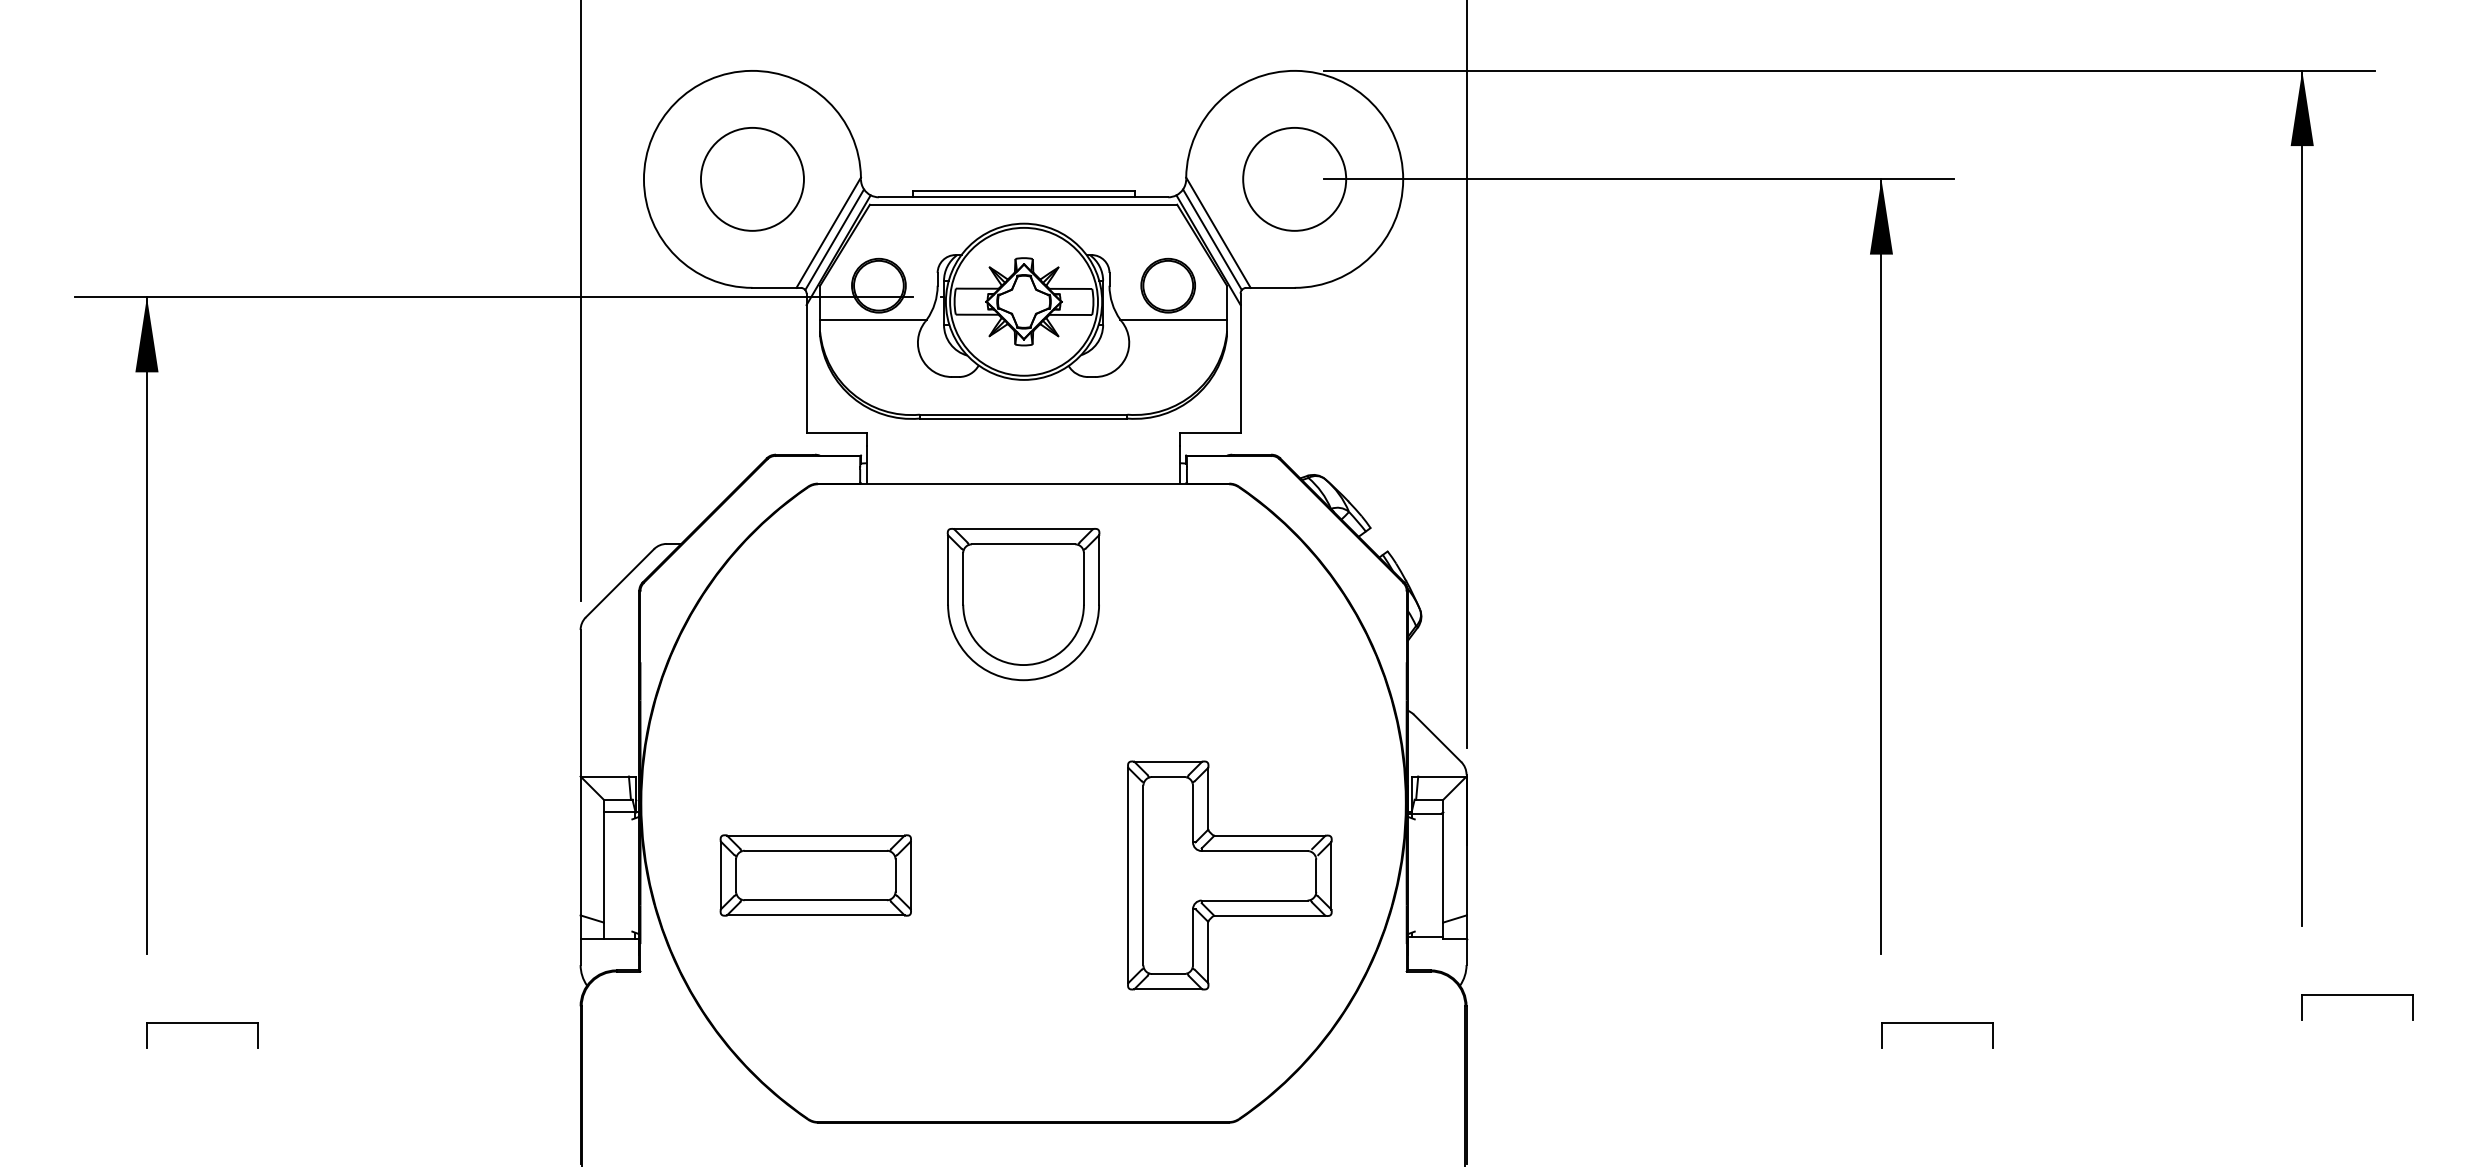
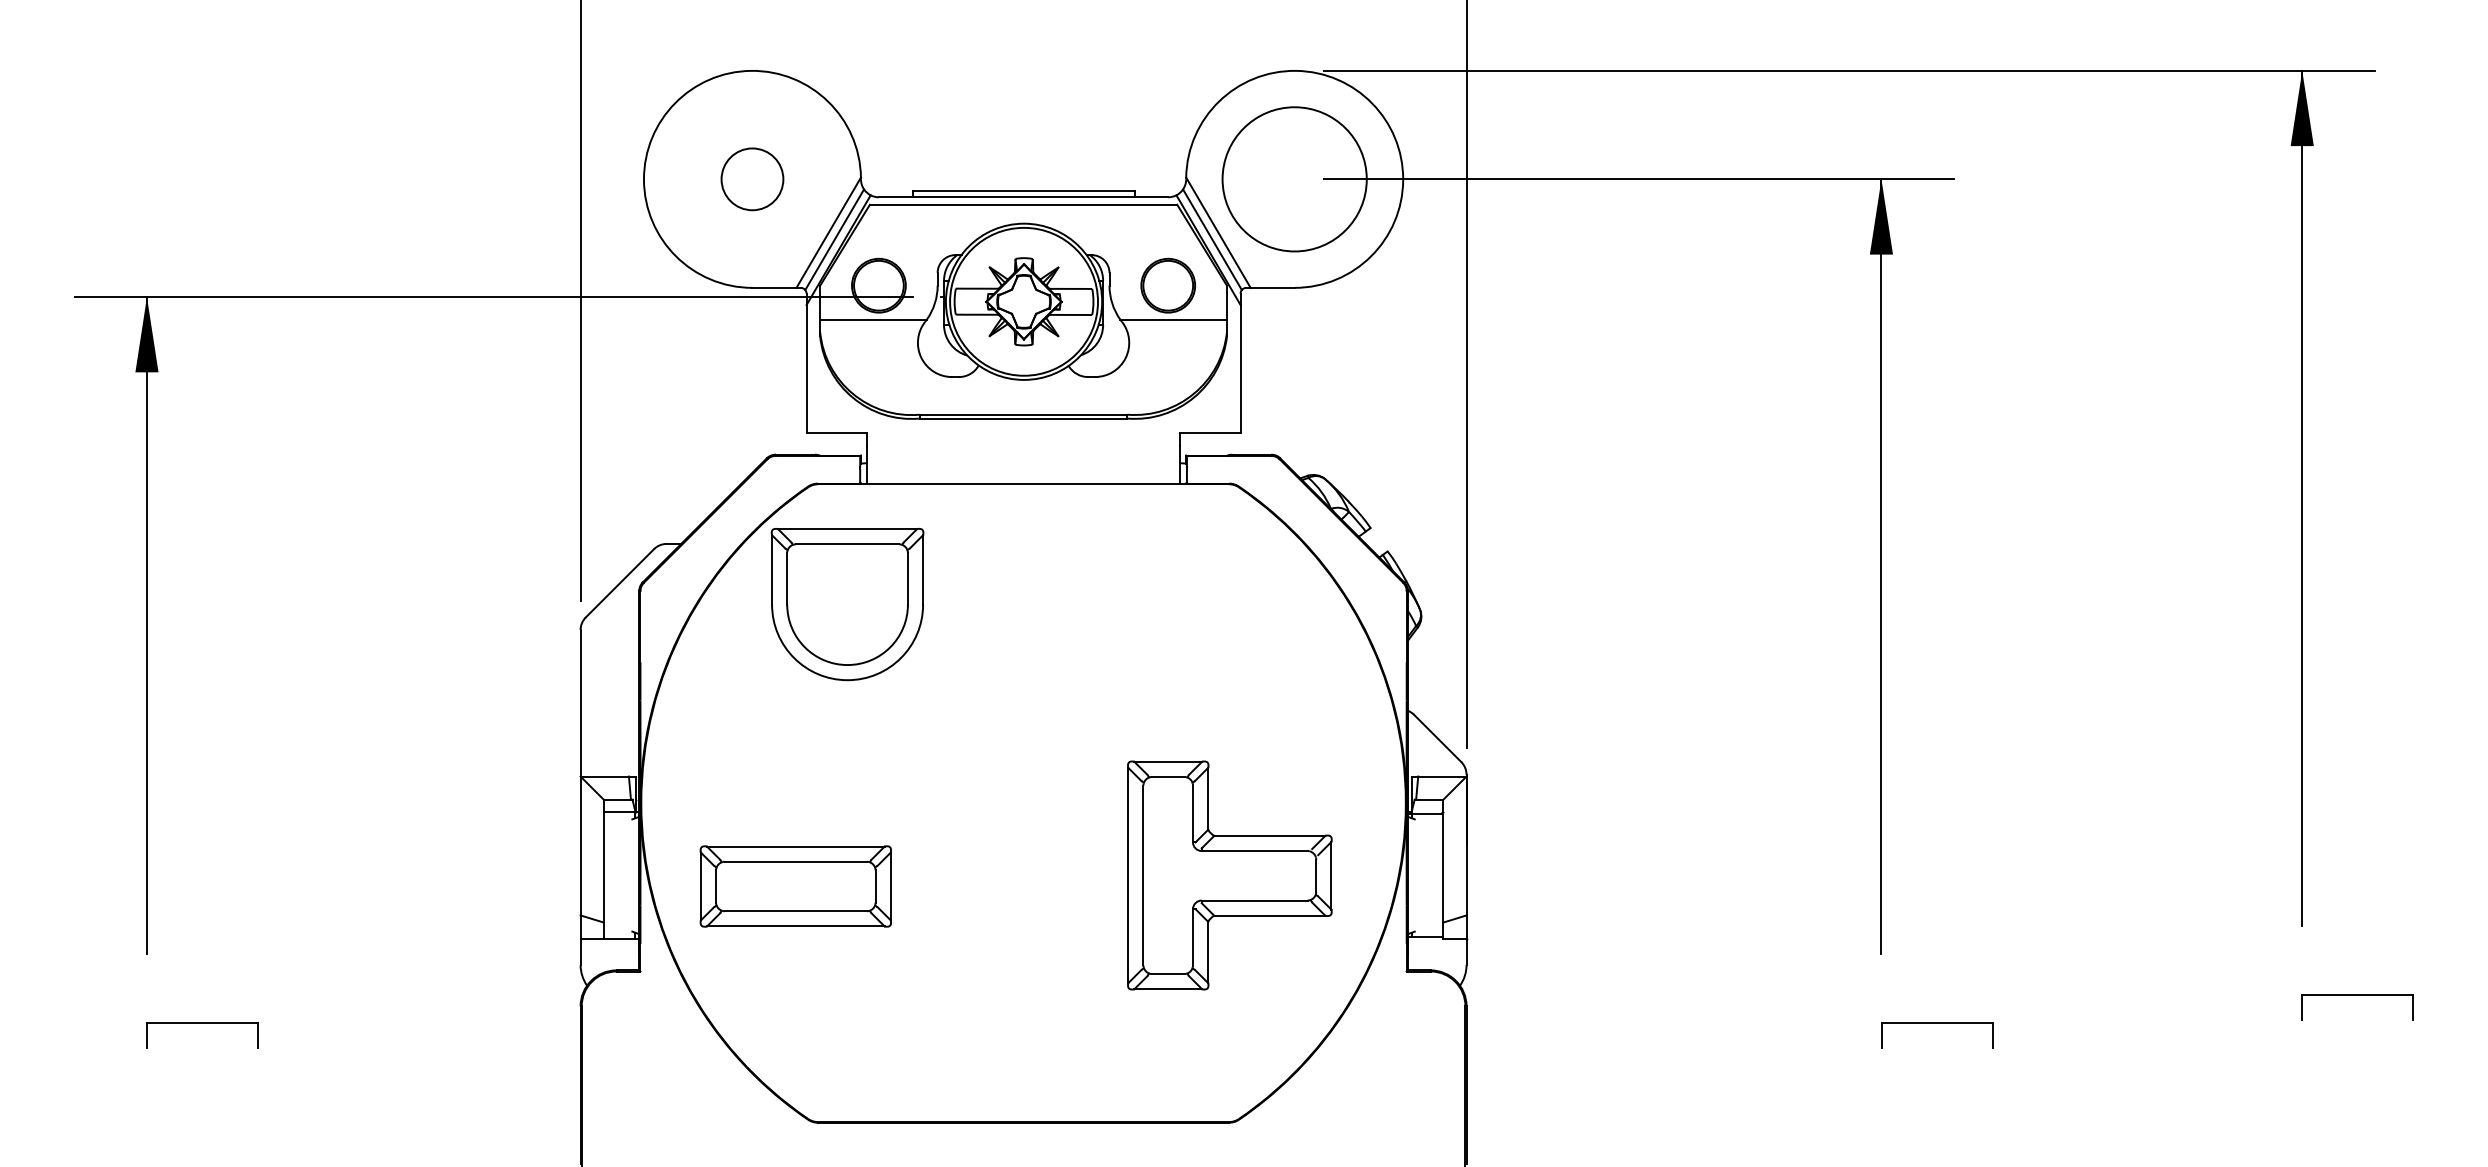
circle diameter: 103 px -> 62 px (752, 179)
circle diameter: 103 px -> 144 px (1294, 179)
part position: (1023, 604) -> (847, 604) (847, 604)
part position: (815, 875) -> (795, 886) (795, 886)
